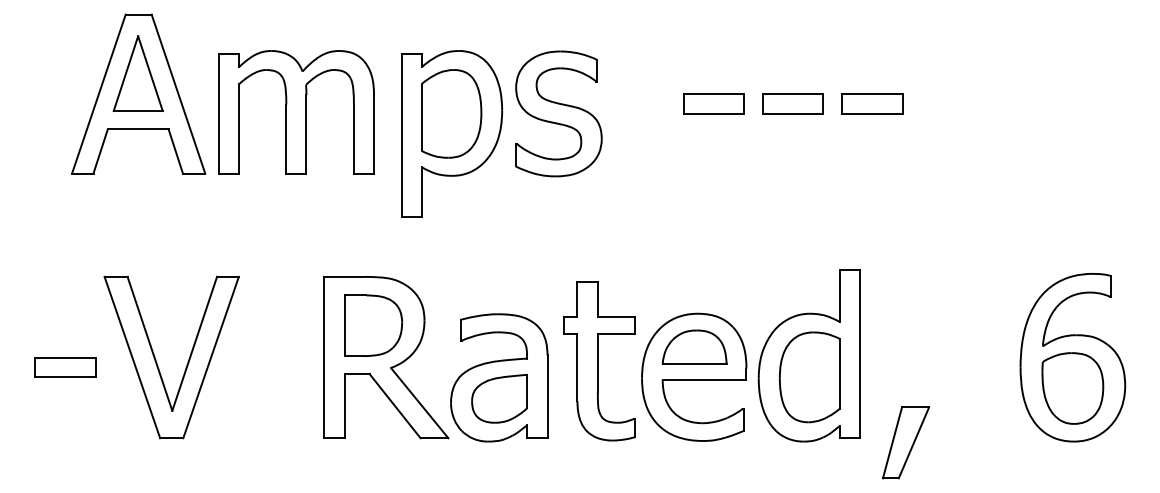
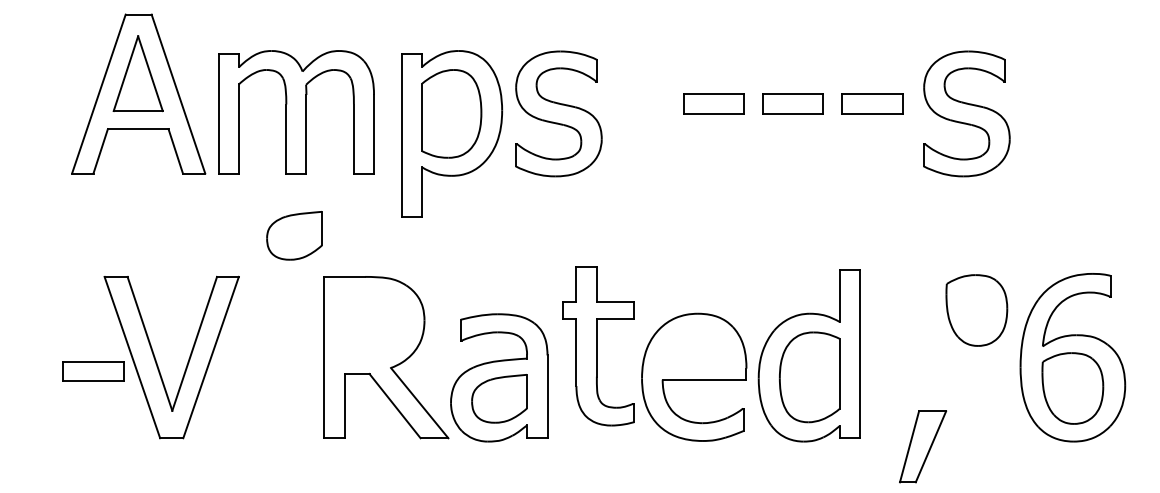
part: none -> present (966, 113)
part: none -> present (294, 235)
part: none -> present (976, 310)
part: present -> none (373, 325)
part: present -> none (694, 346)
part position: (599, 361) -> (598, 346) (598, 346)
part position: (65, 367) -> (93, 371) (93, 371)
part position: (906, 442) -> (923, 446) (923, 446)
